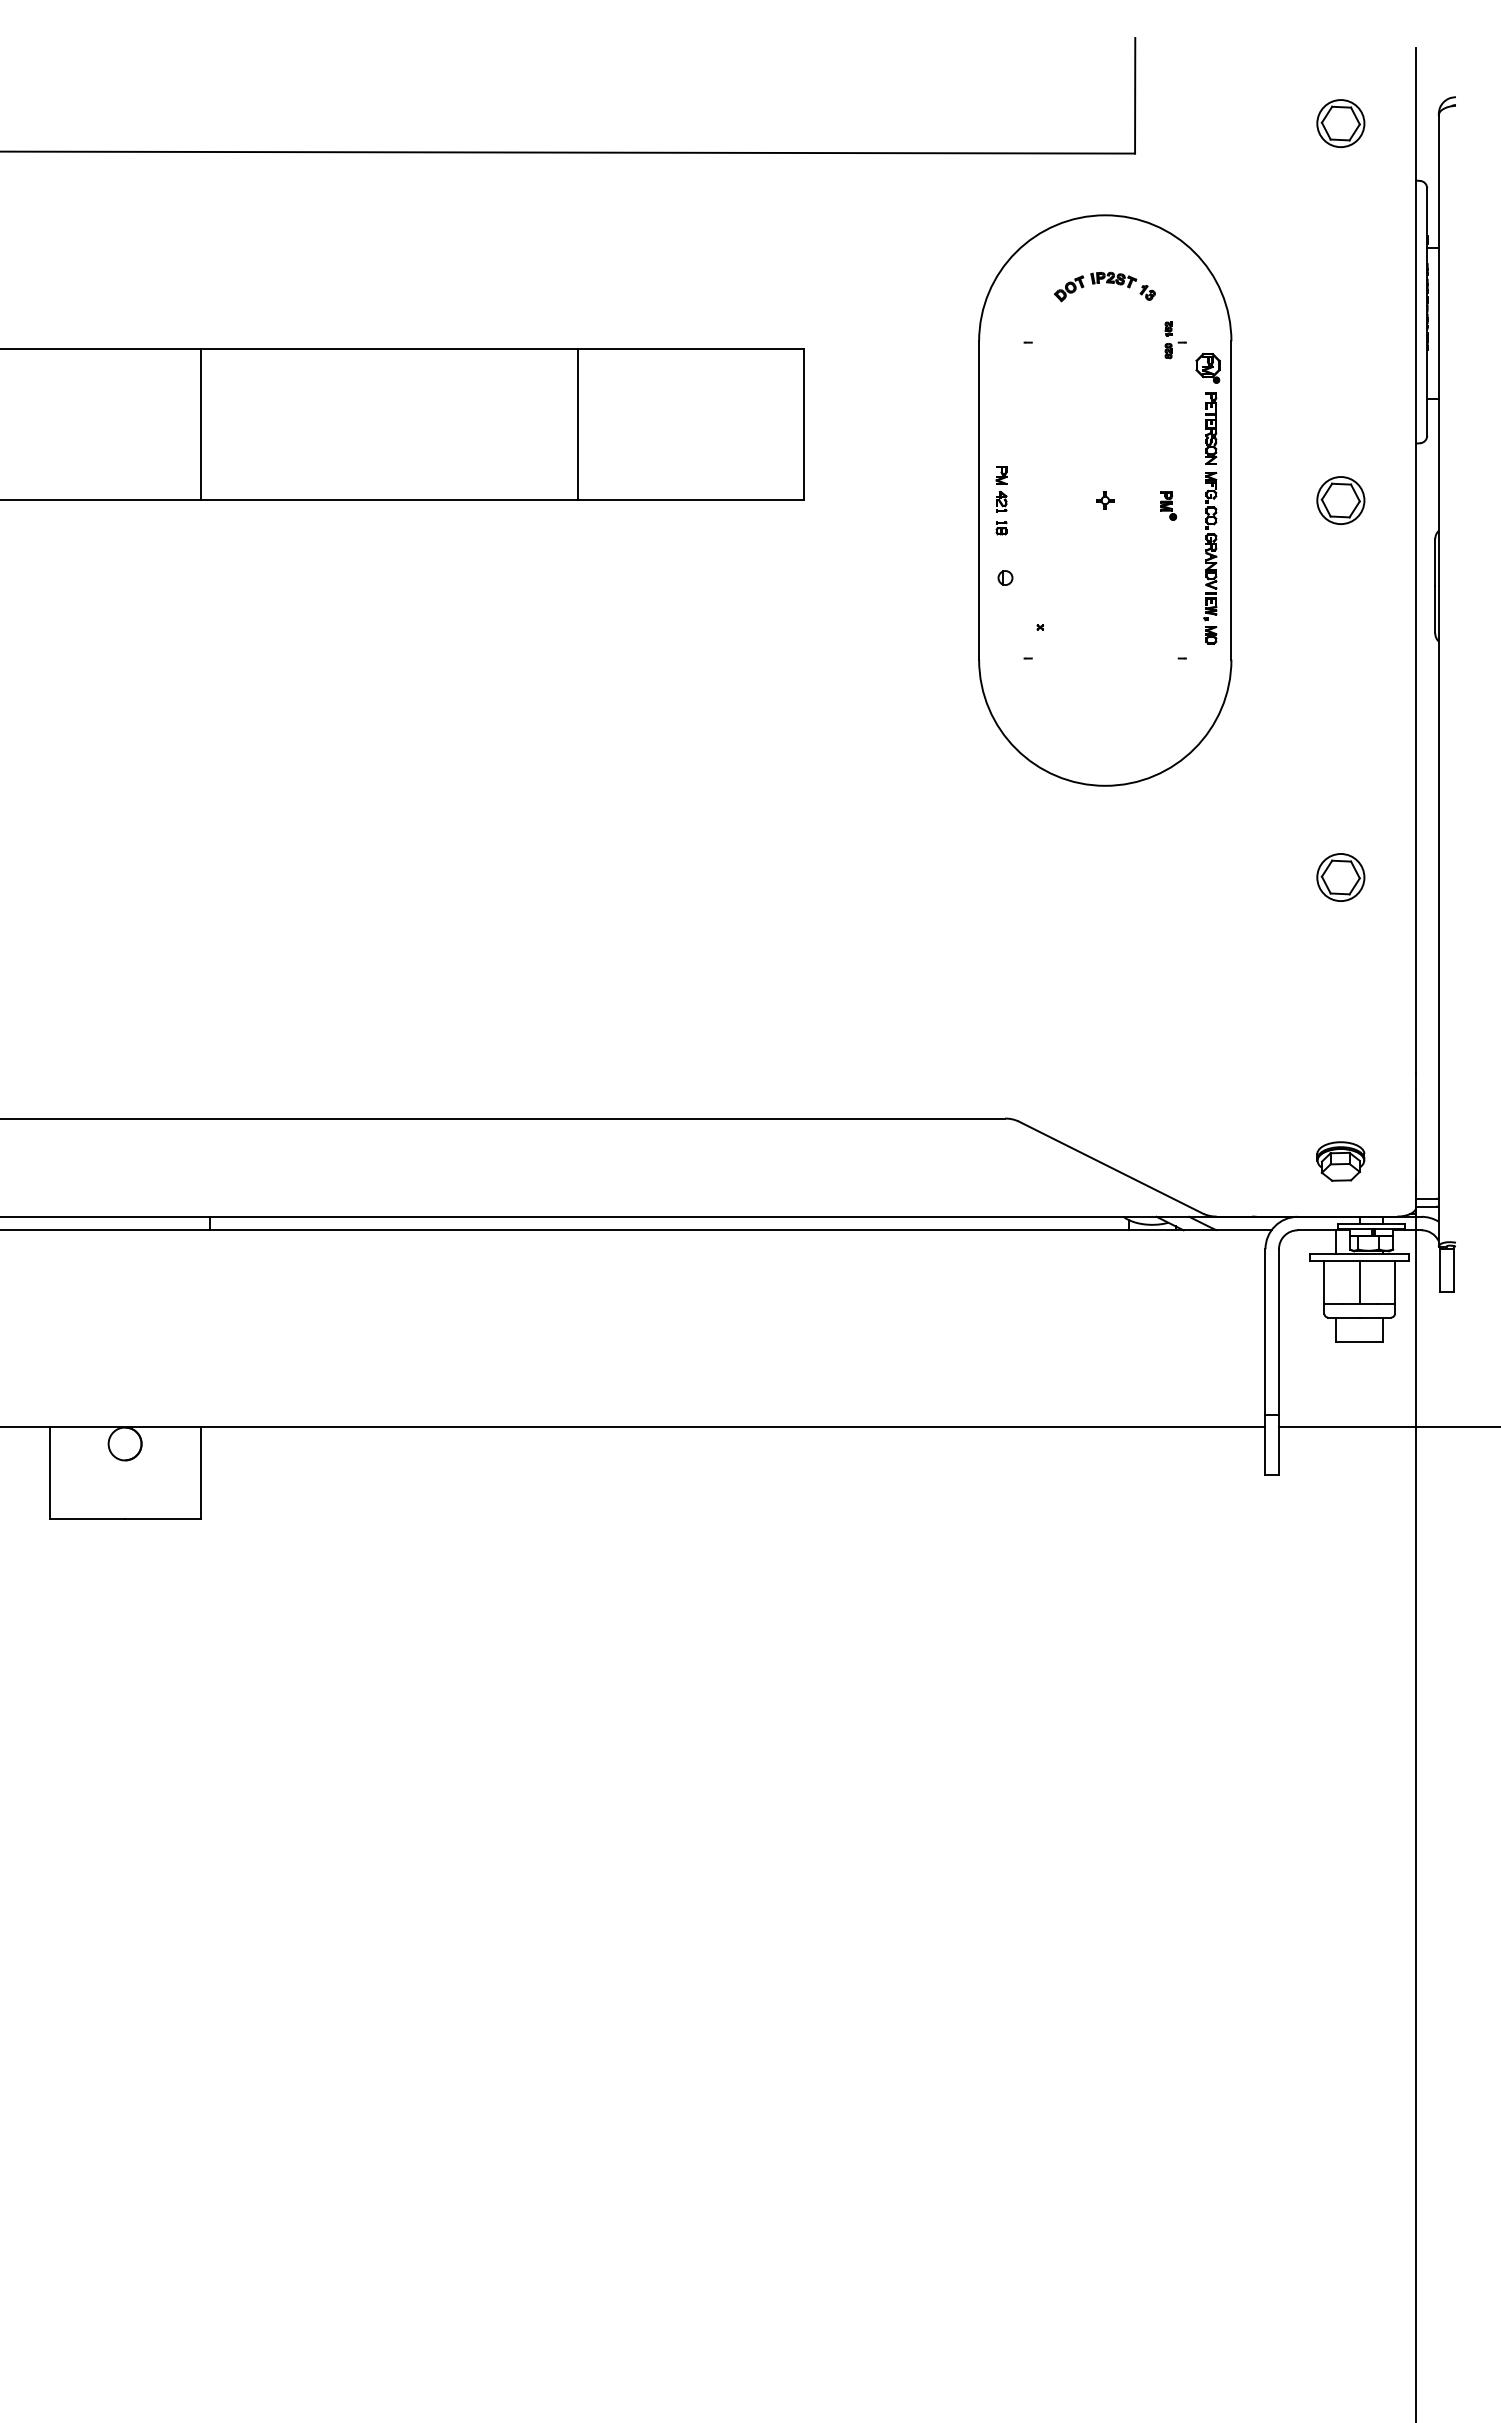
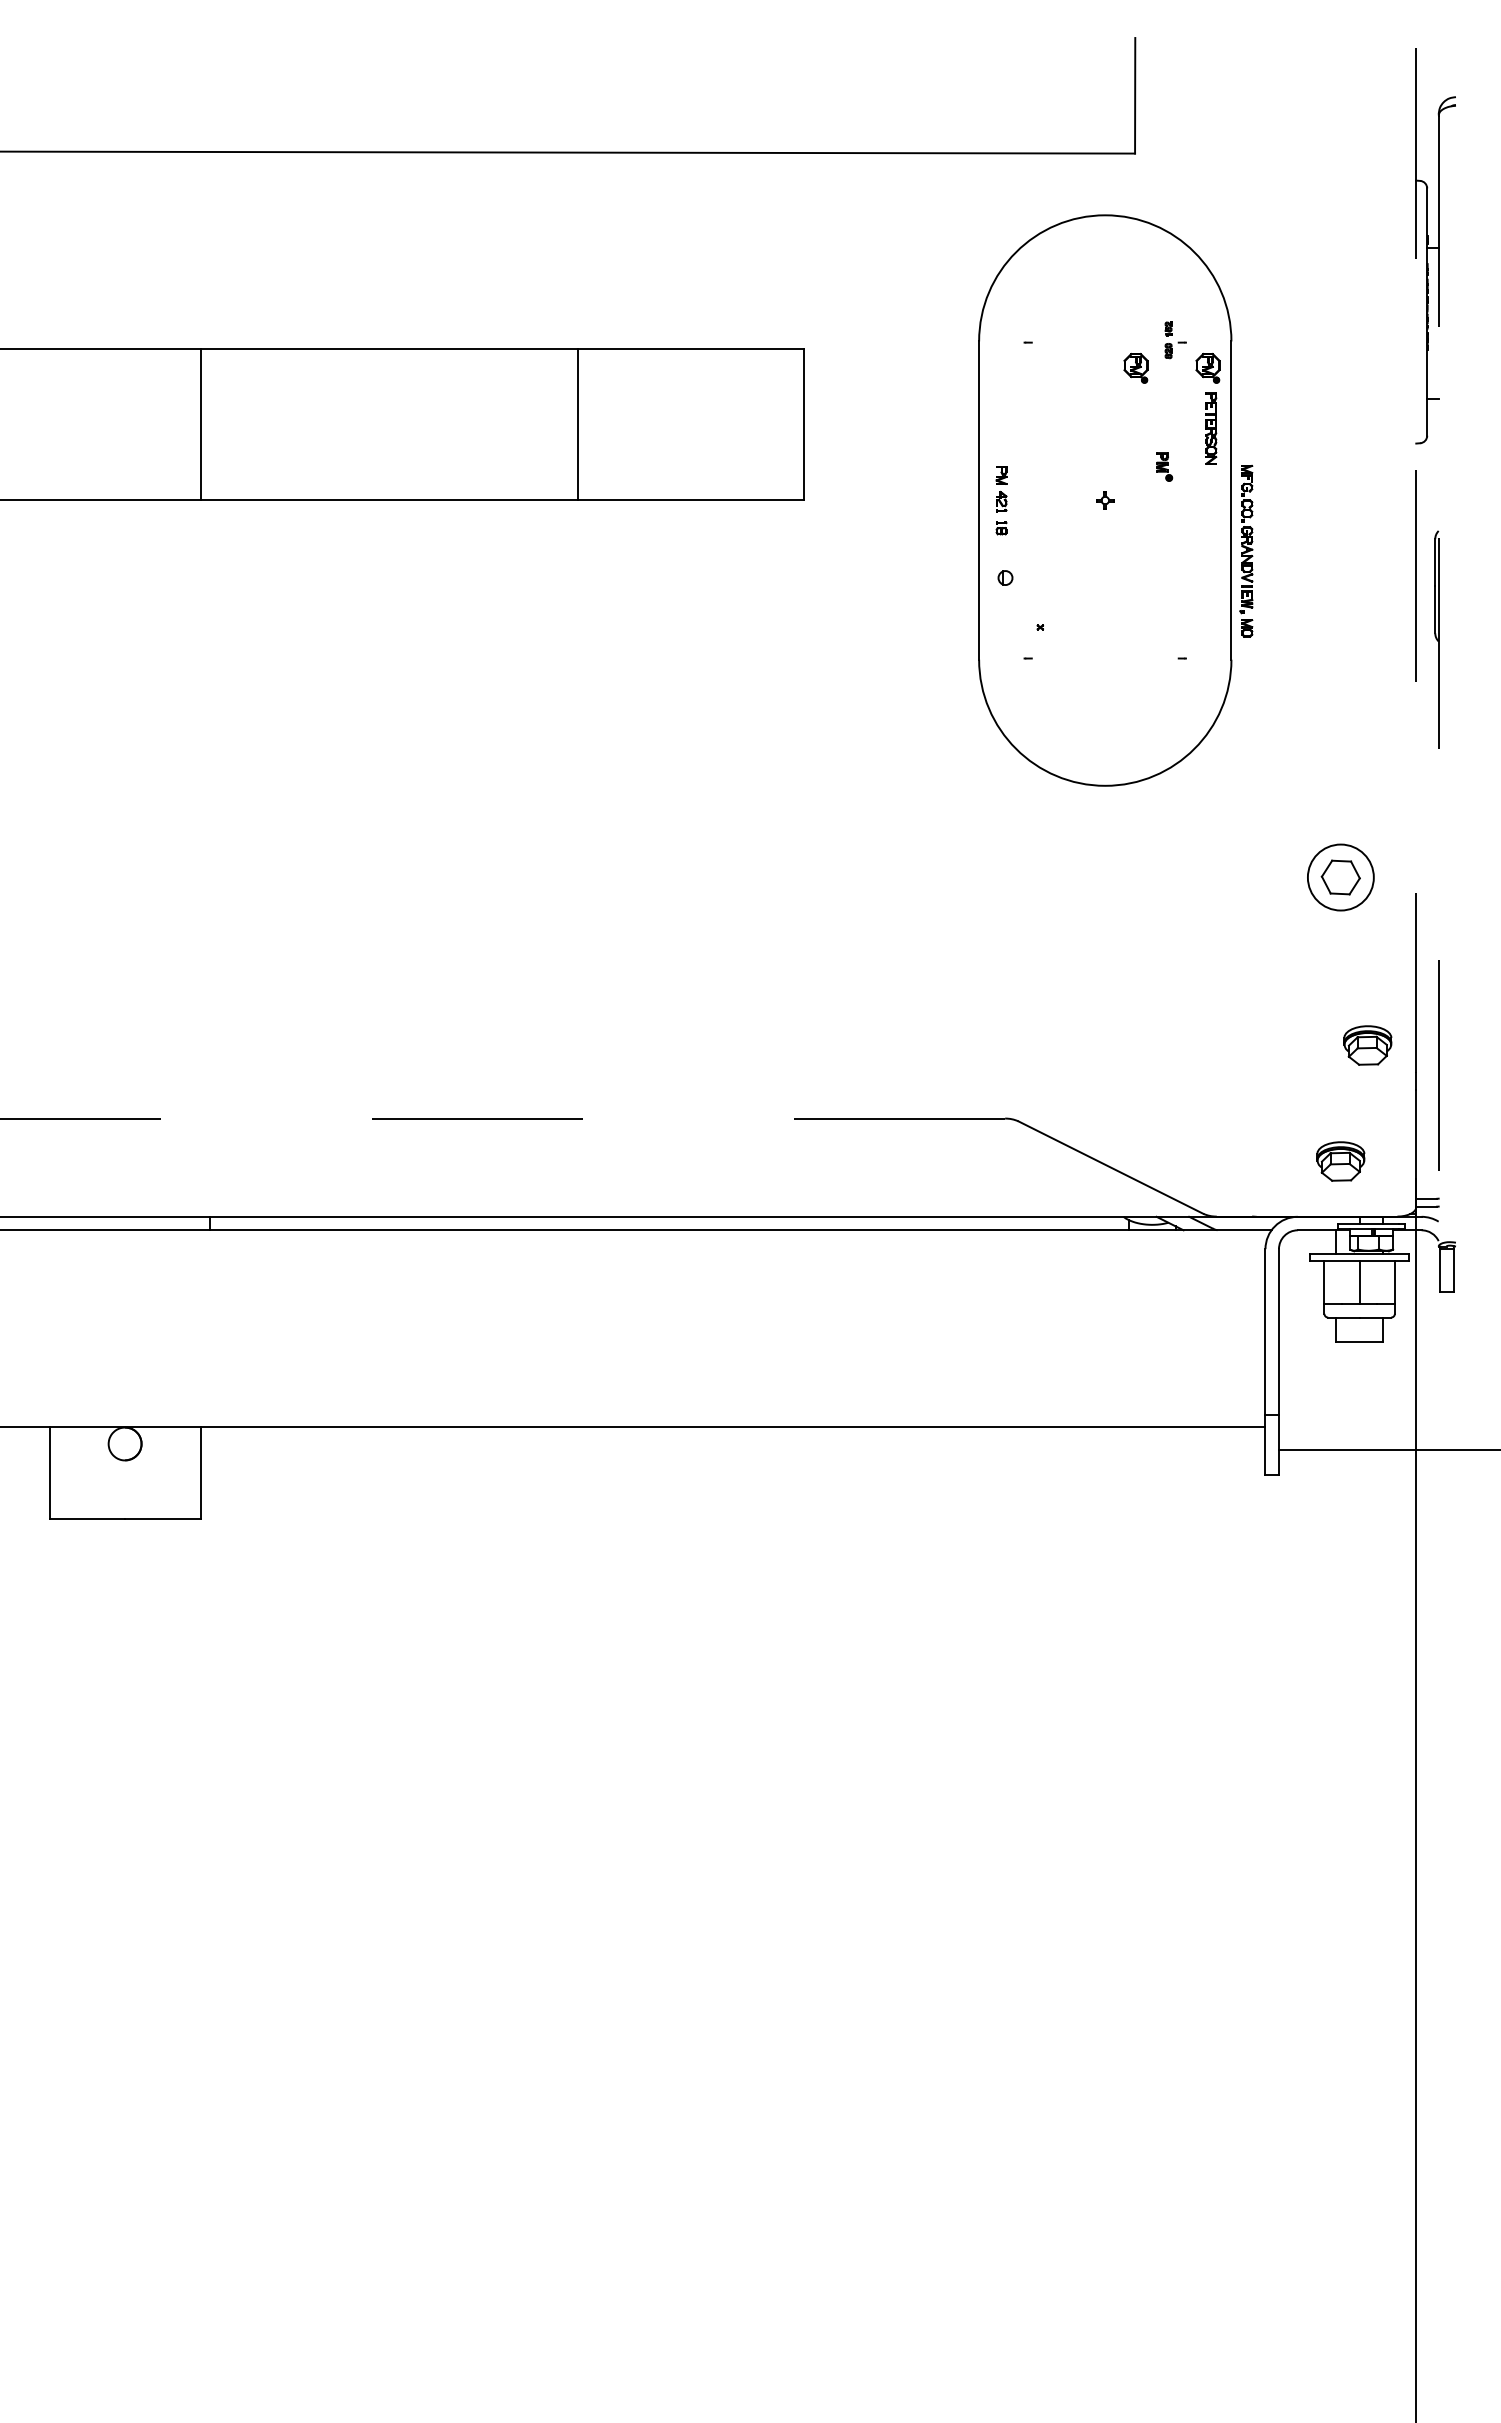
part: present -> none (1340, 123)
part: present -> none (1104, 286)
part: none -> present (1135, 368)
part: present -> none (1340, 500)
part position: (1168, 505) -> (1164, 466) (1164, 466)
part position: (1210, 558) -> (1246, 551) (1246, 551)
line: solid -> dashed (1416, 560)
line: solid -> dashed (1438, 681)
circle diameter: 47 px -> 66 px (1340, 877)
part: none -> present (1367, 1045)
line: solid -> dashed (502, 1118)
line position: (1387, 1426) -> (1387, 1449) (1387, 1449)
